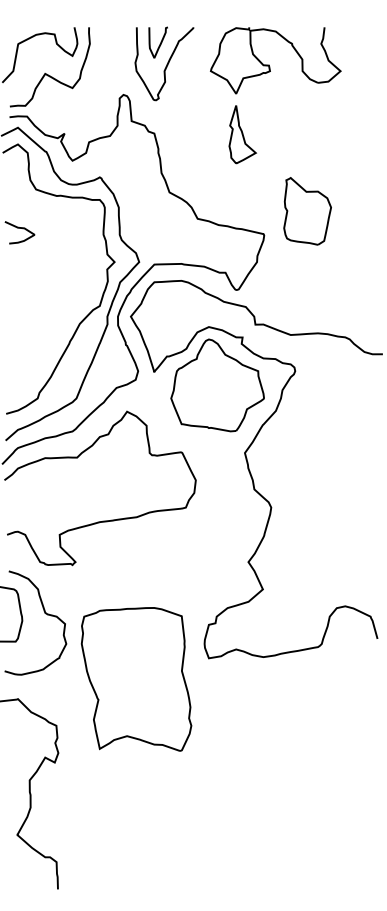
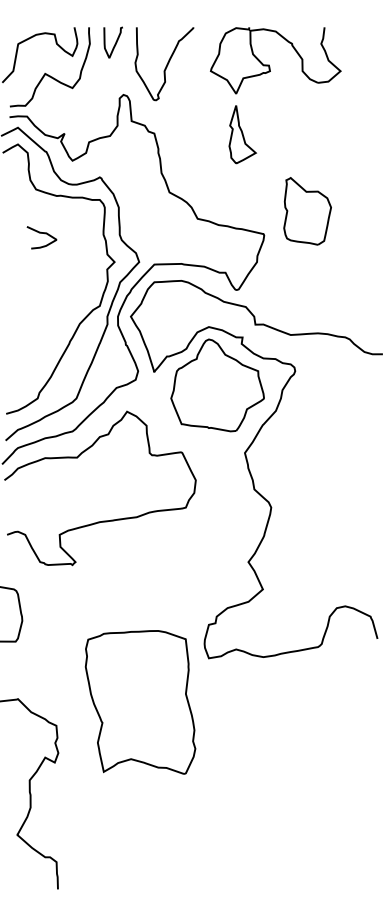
curve position: (159, 44) -> (114, 44) (114, 44)
curve position: (19, 228) -> (41, 233) (41, 233)
curve: present -> none (44, 613)
part position: (136, 679) -> (140, 702) (140, 702)
